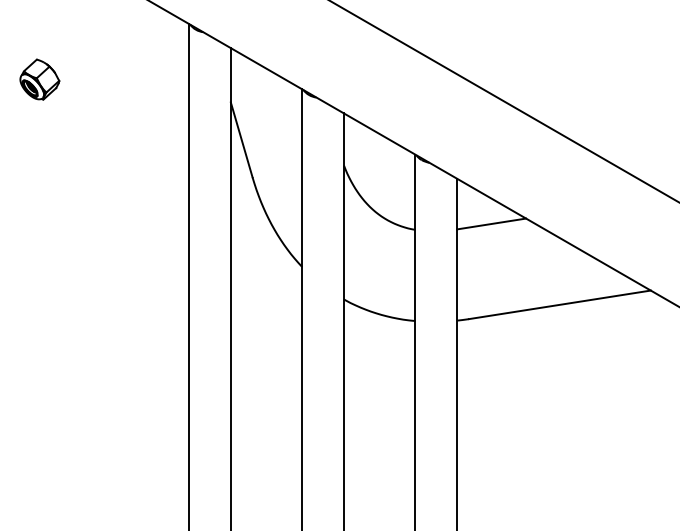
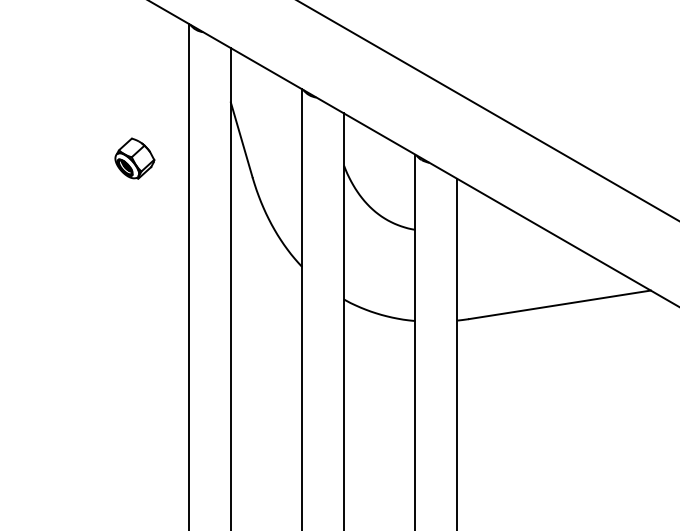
part position: (39, 79) -> (134, 158) (134, 158)
line position: (503, 101) -> (487, 110) (487, 110)
line: present -> none (491, 223)
